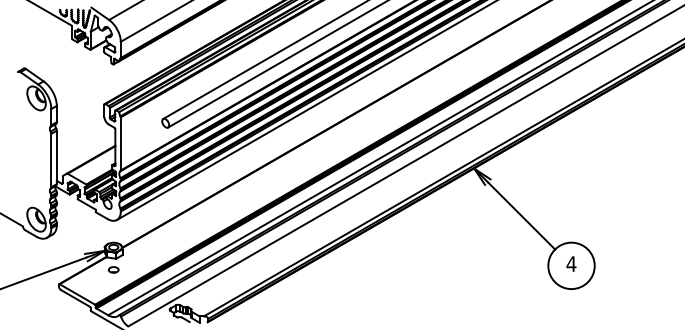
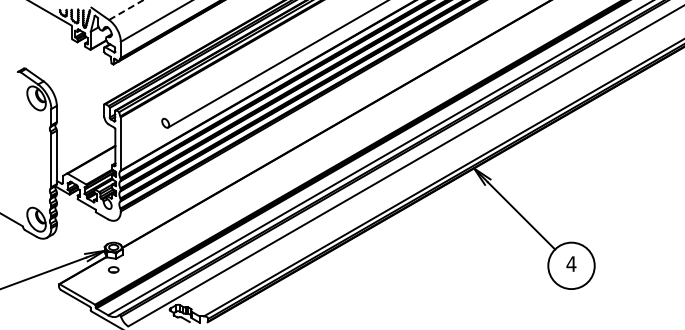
line: solid -> dashed (126, 10)
line: present -> none (264, 60)
line: present -> none (304, 111)
